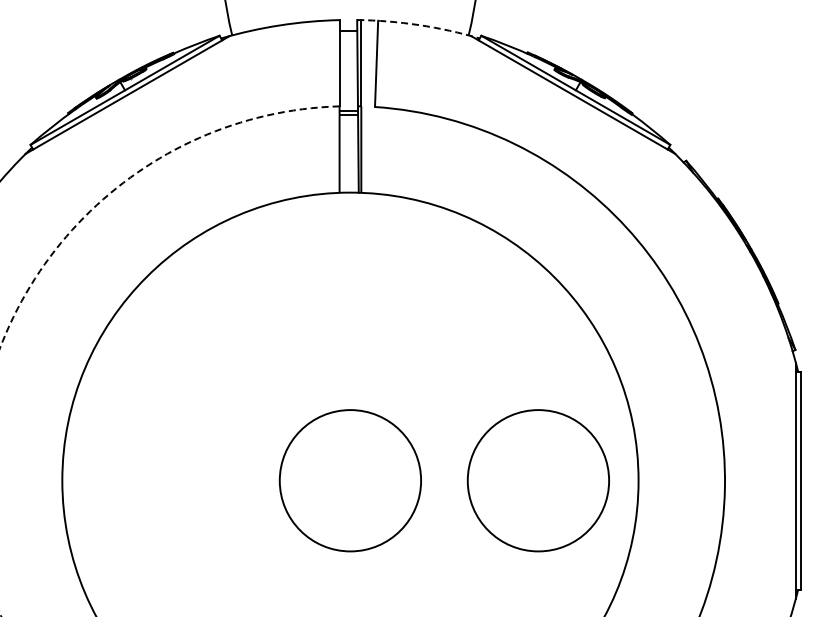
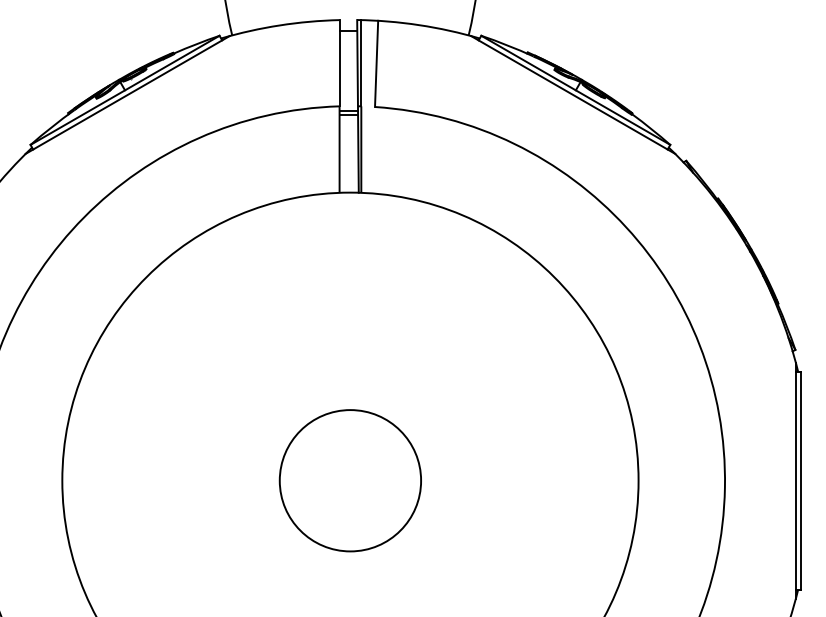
arc: dashed -> solid (419, 25)
arc: dashed -> solid (130, 177)
circle: present -> none (537, 480)
